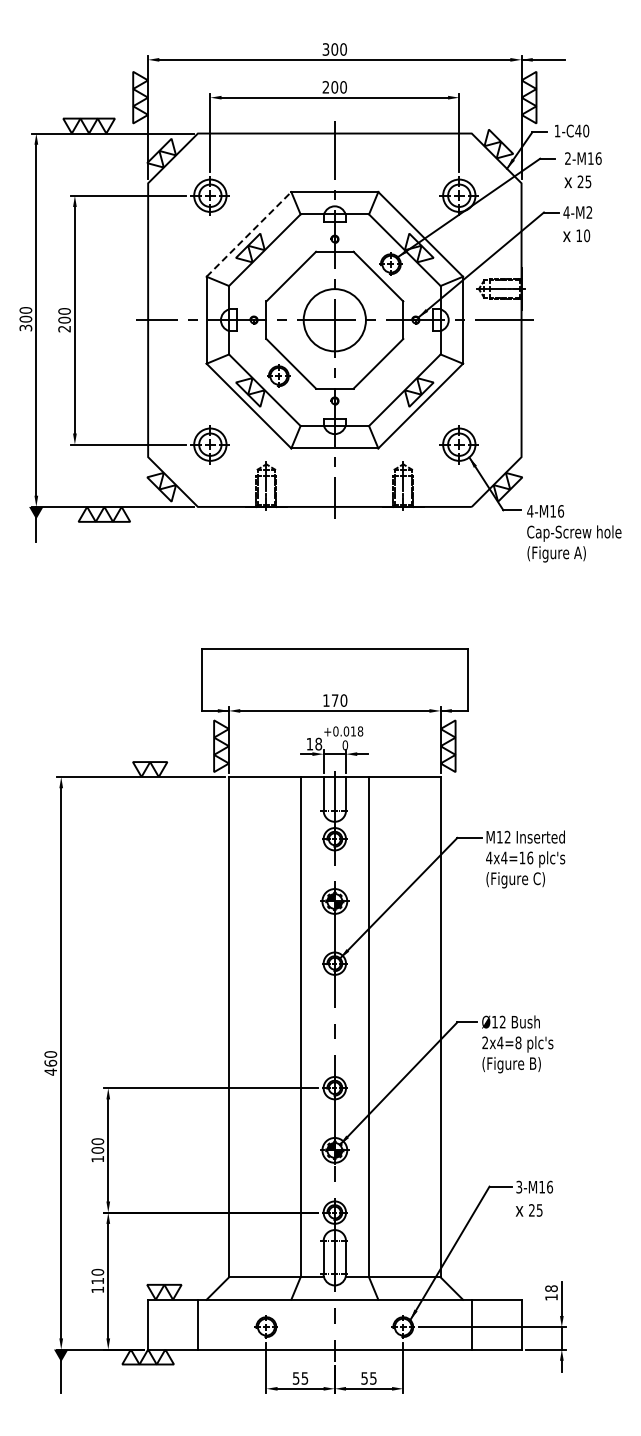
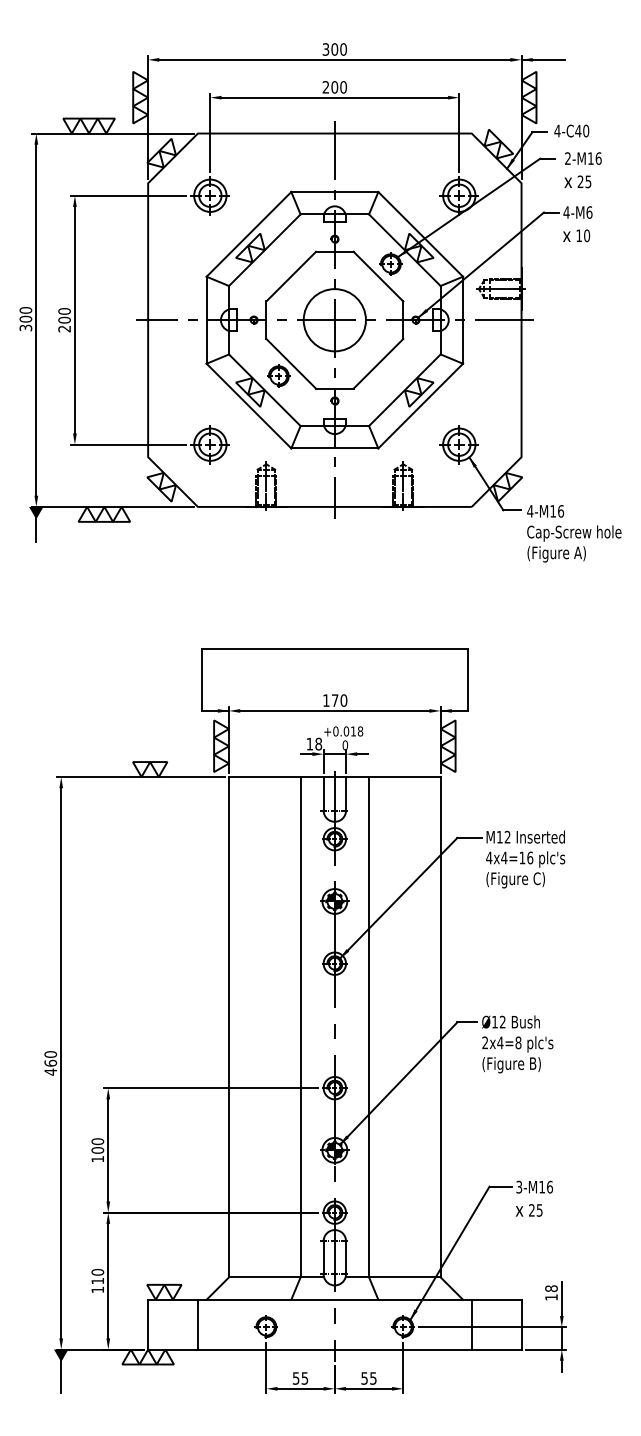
text: 1-C40 -> 4-C40 (557, 130)
text: 4-M2 -> 4-M6 (589, 212)
line: dashed -> solid (248, 234)
